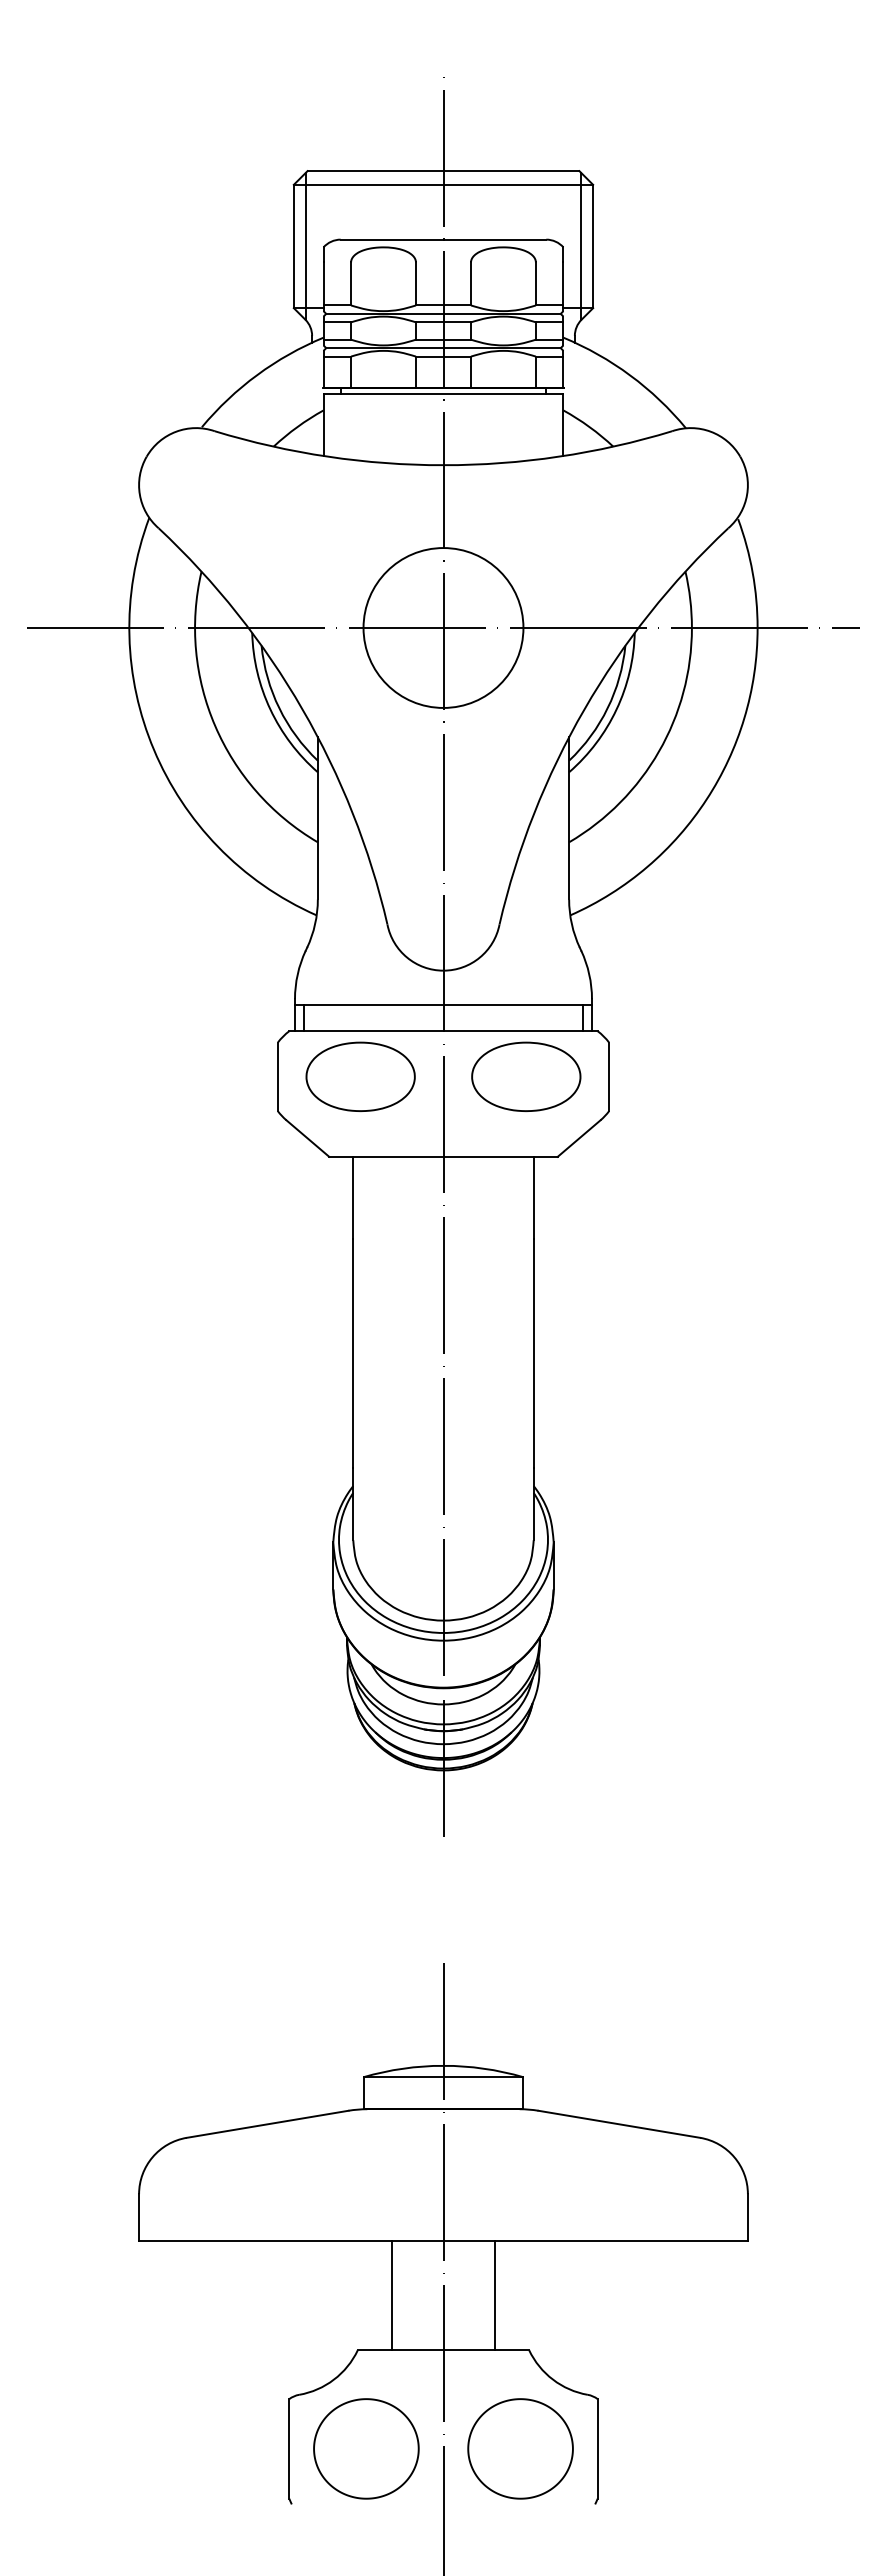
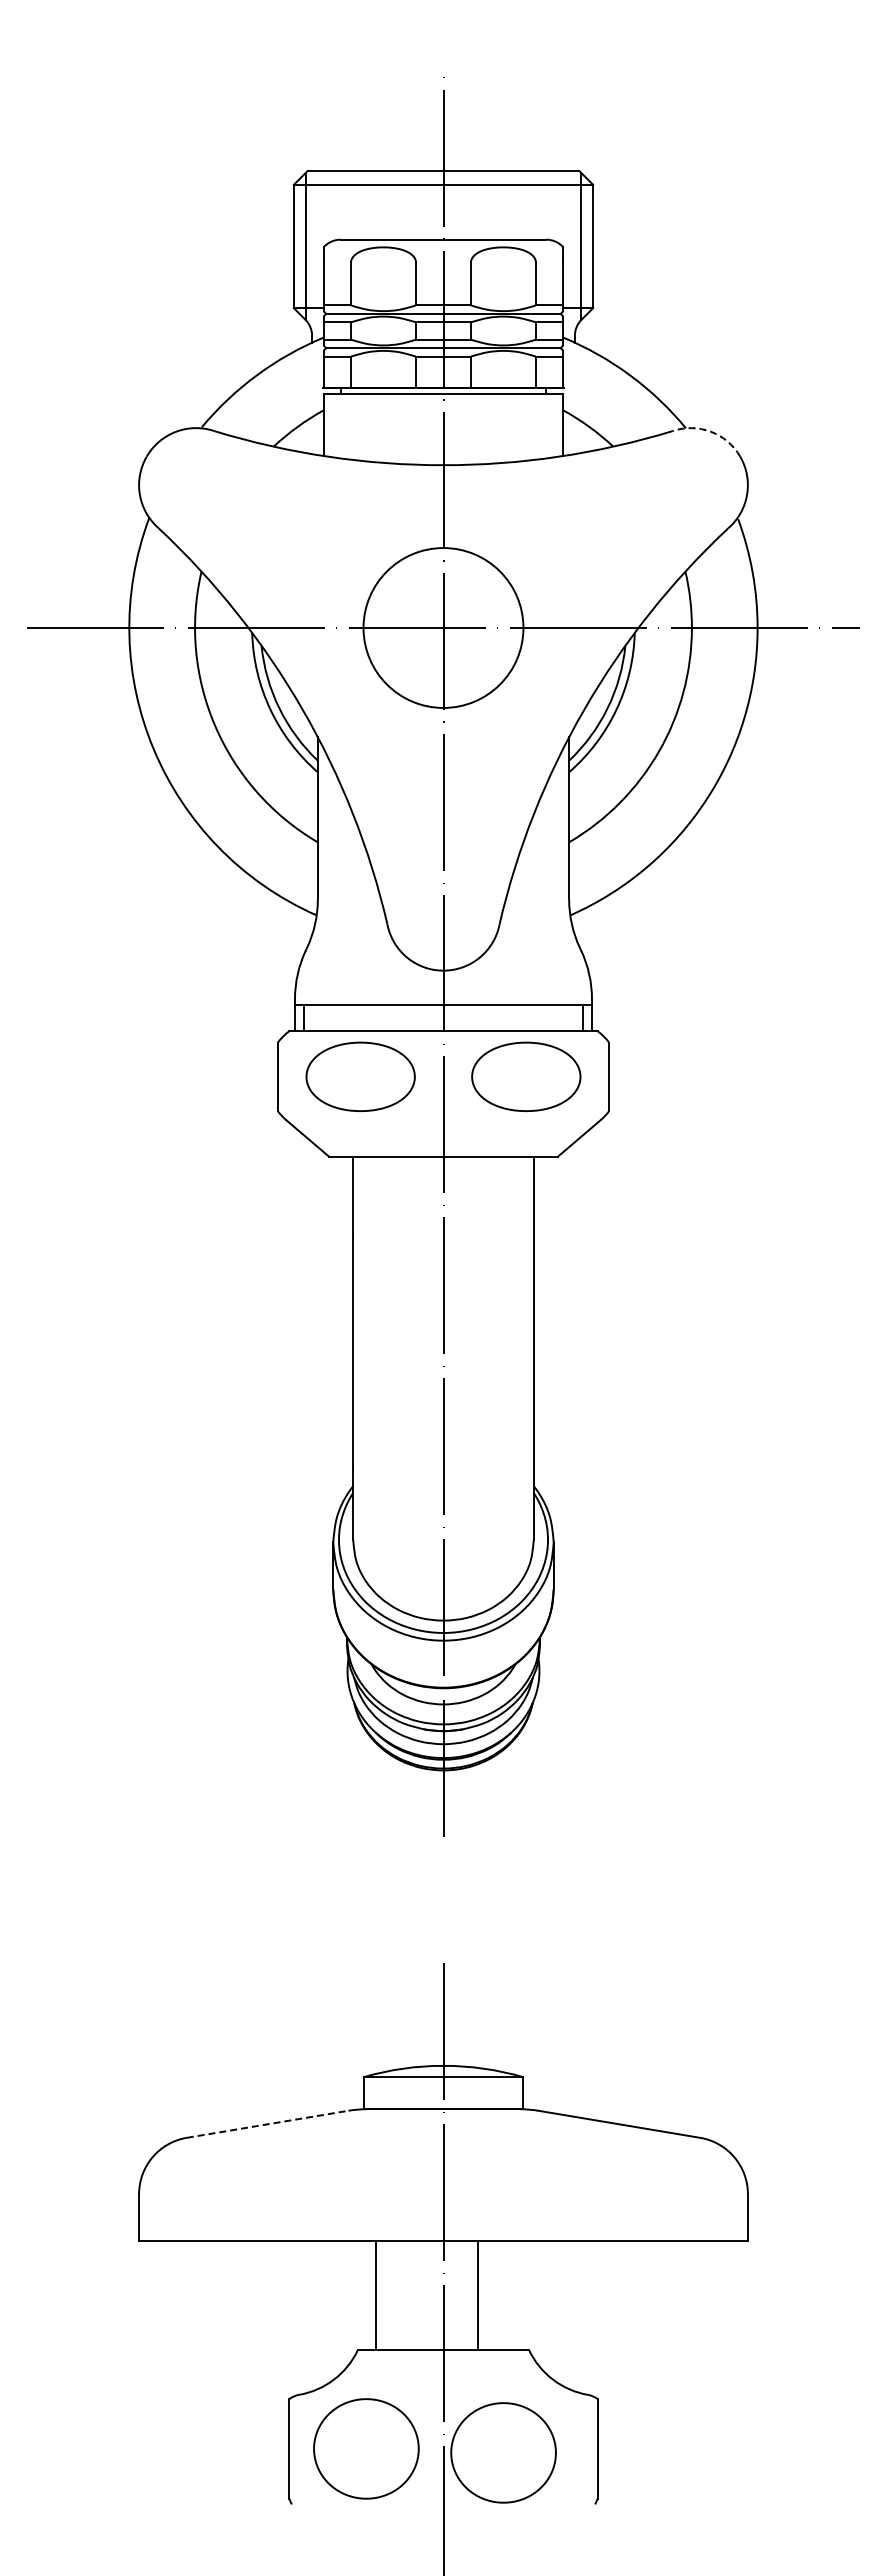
arc: solid -> dashed (710, 431)
line: solid -> dashed (267, 2124)
line position: (392, 2295) -> (376, 2295) (376, 2295)
line position: (494, 2295) -> (477, 2295) (477, 2295)
part position: (520, 2448) -> (503, 2452) (503, 2452)
